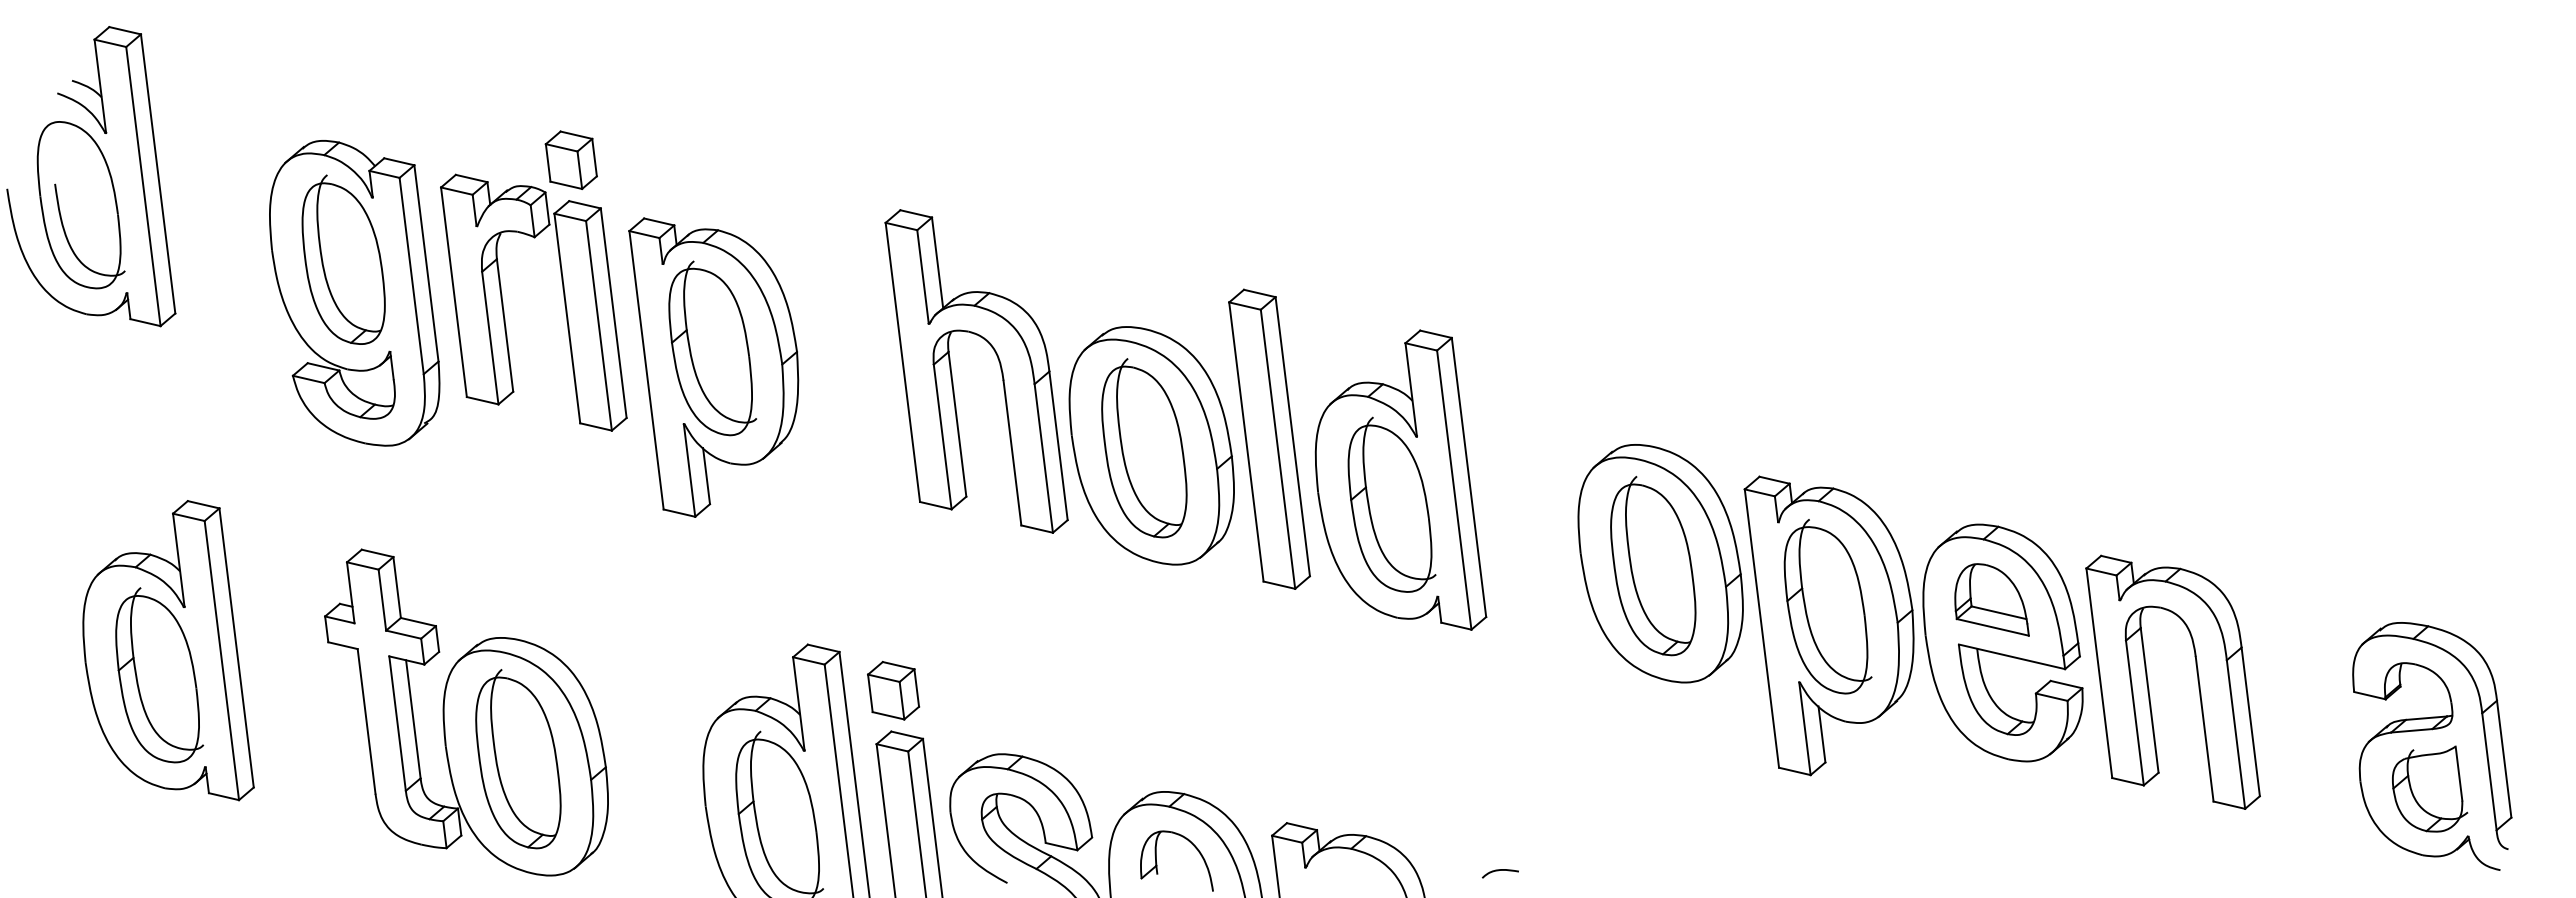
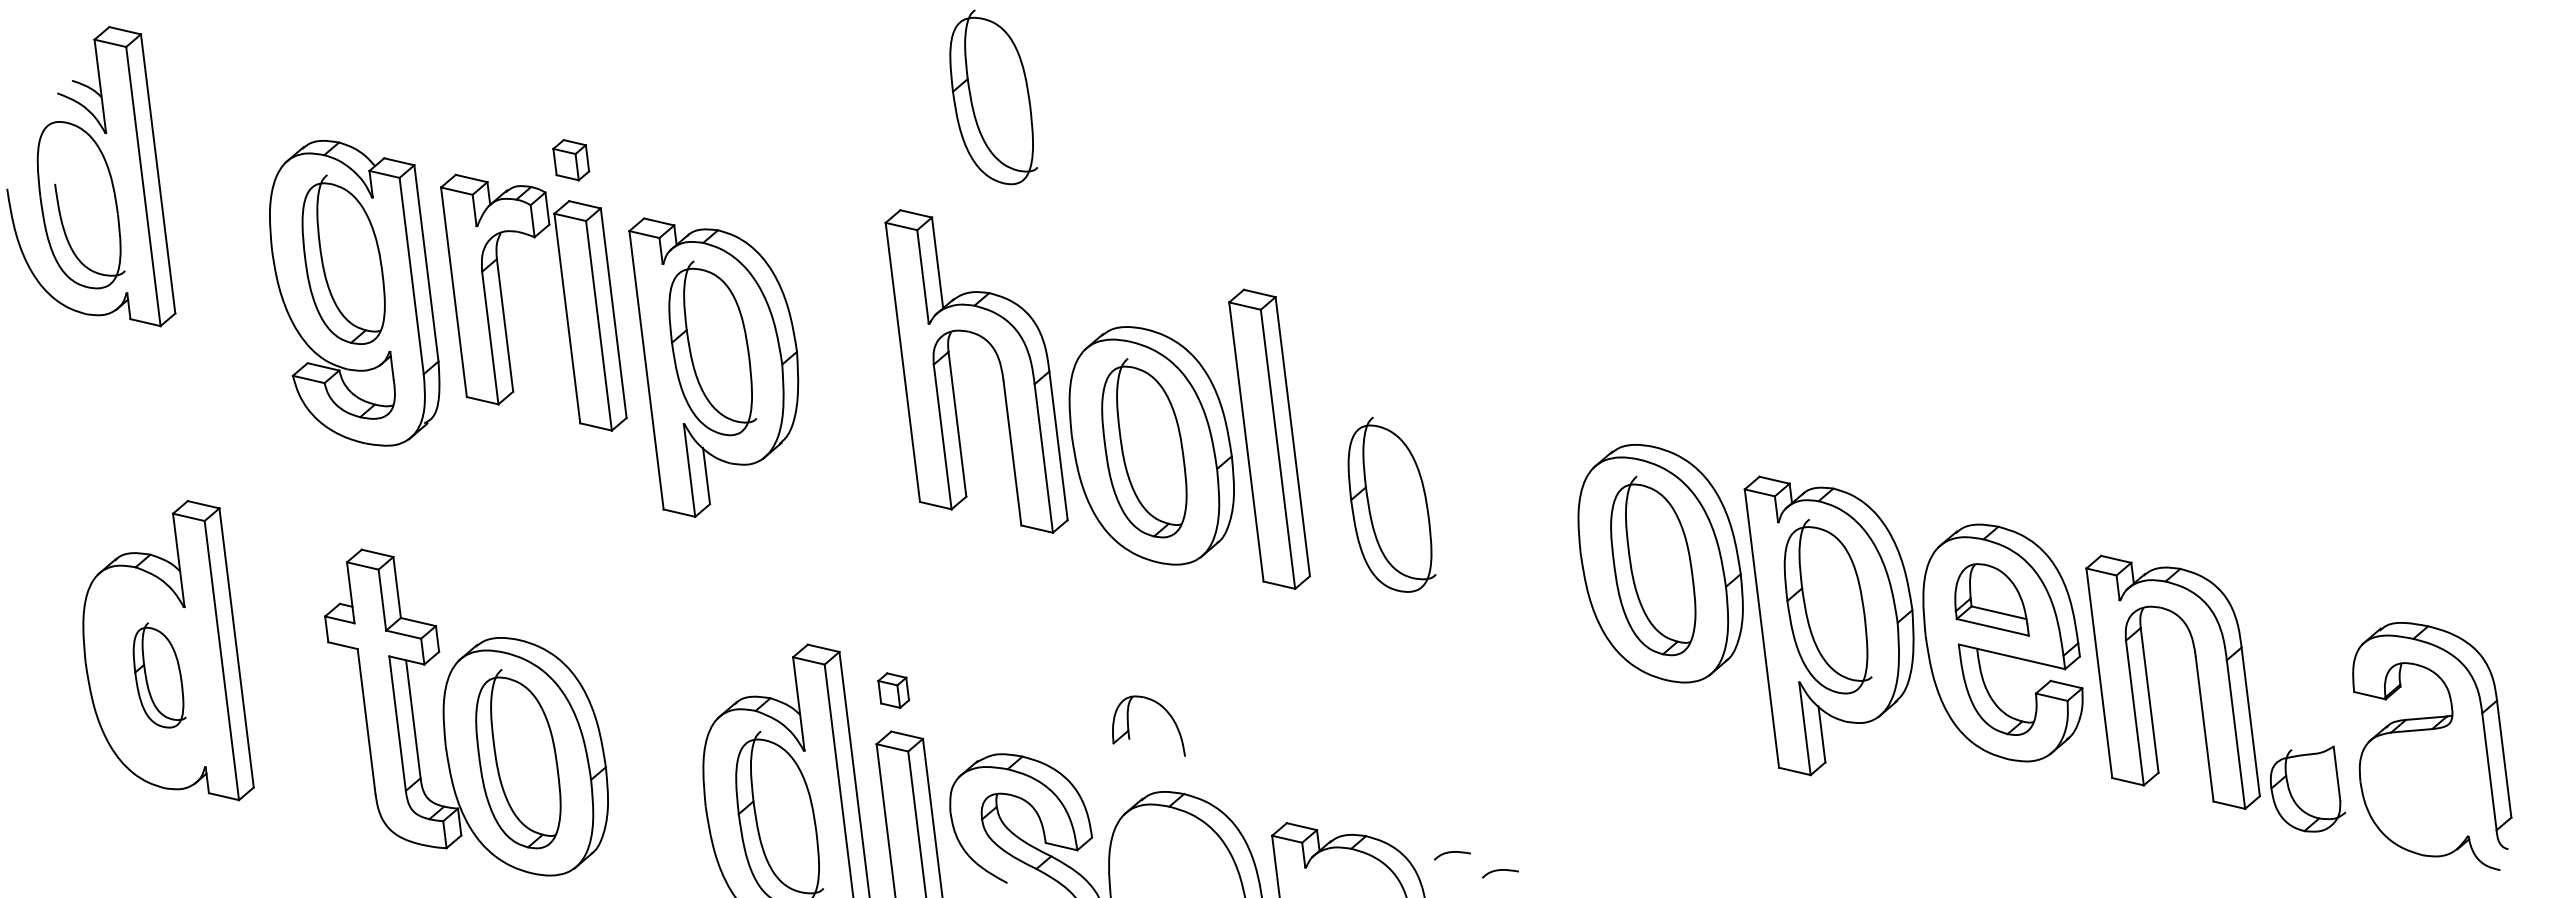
part: none -> present (993, 97)
part size: 54x60 px -> 39x43 px (571, 160)
part: present -> none (1400, 479)
part size: 90x177 px -> 55x107 px (159, 675)
part size: 54x61 px -> 34x37 px (893, 690)
part position: (2430, 788) -> (2308, 788) (2308, 788)
curve: none -> present (1450, 853)
part position: (1157, 863) -> (1129, 728) (1129, 728)
